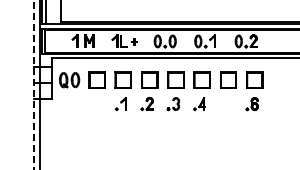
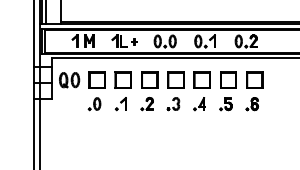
line: dashed -> solid (33, 84)
part: none -> present (94, 104)
part: none -> present (225, 104)
